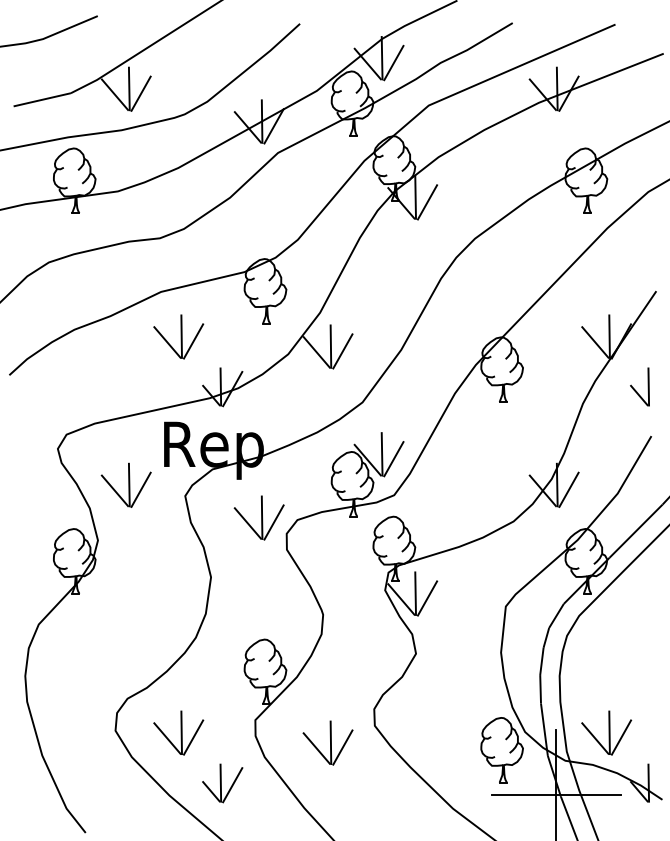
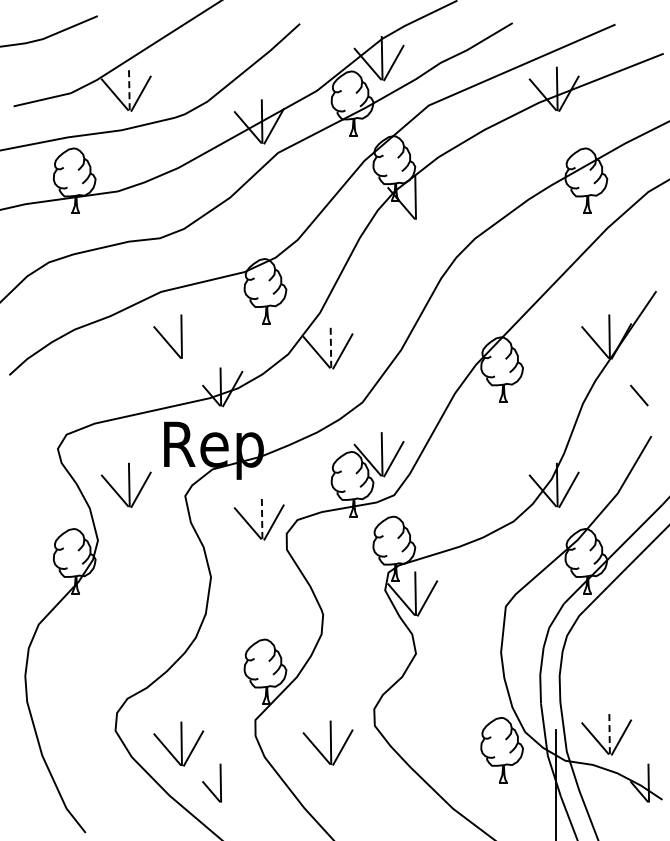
line: solid -> dashed (129, 88)
line: present -> none (427, 202)
line: present -> none (193, 341)
line: solid -> dashed (330, 346)
line: present -> none (648, 386)
line: solid -> dashed (262, 517)
part position: (178, 732) -> (178, 743) (178, 743)
line: solid -> dashed (609, 732)
line: present -> none (232, 785)
line: present -> none (555, 794)
